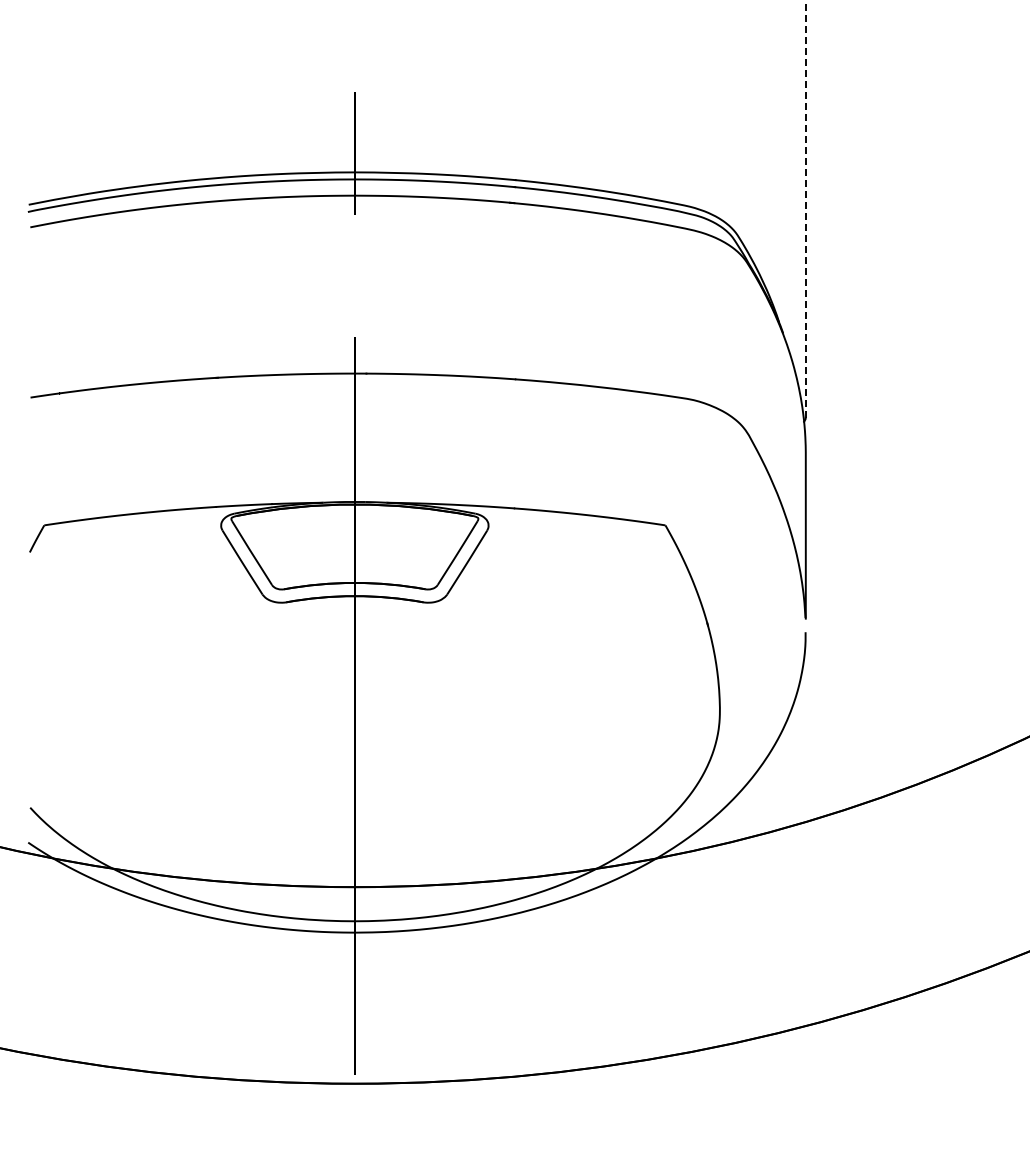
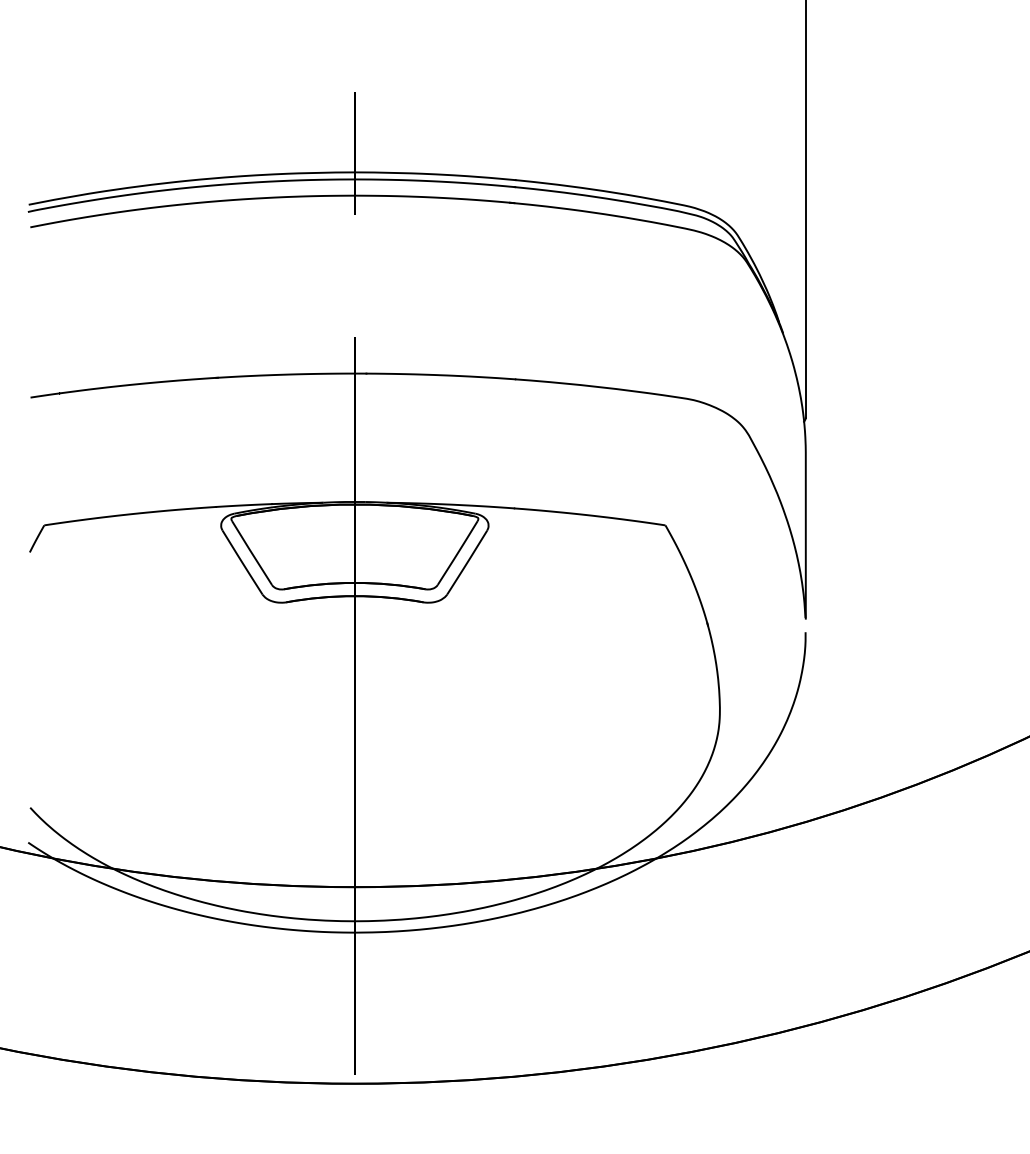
line: dashed -> solid (805, 209)
